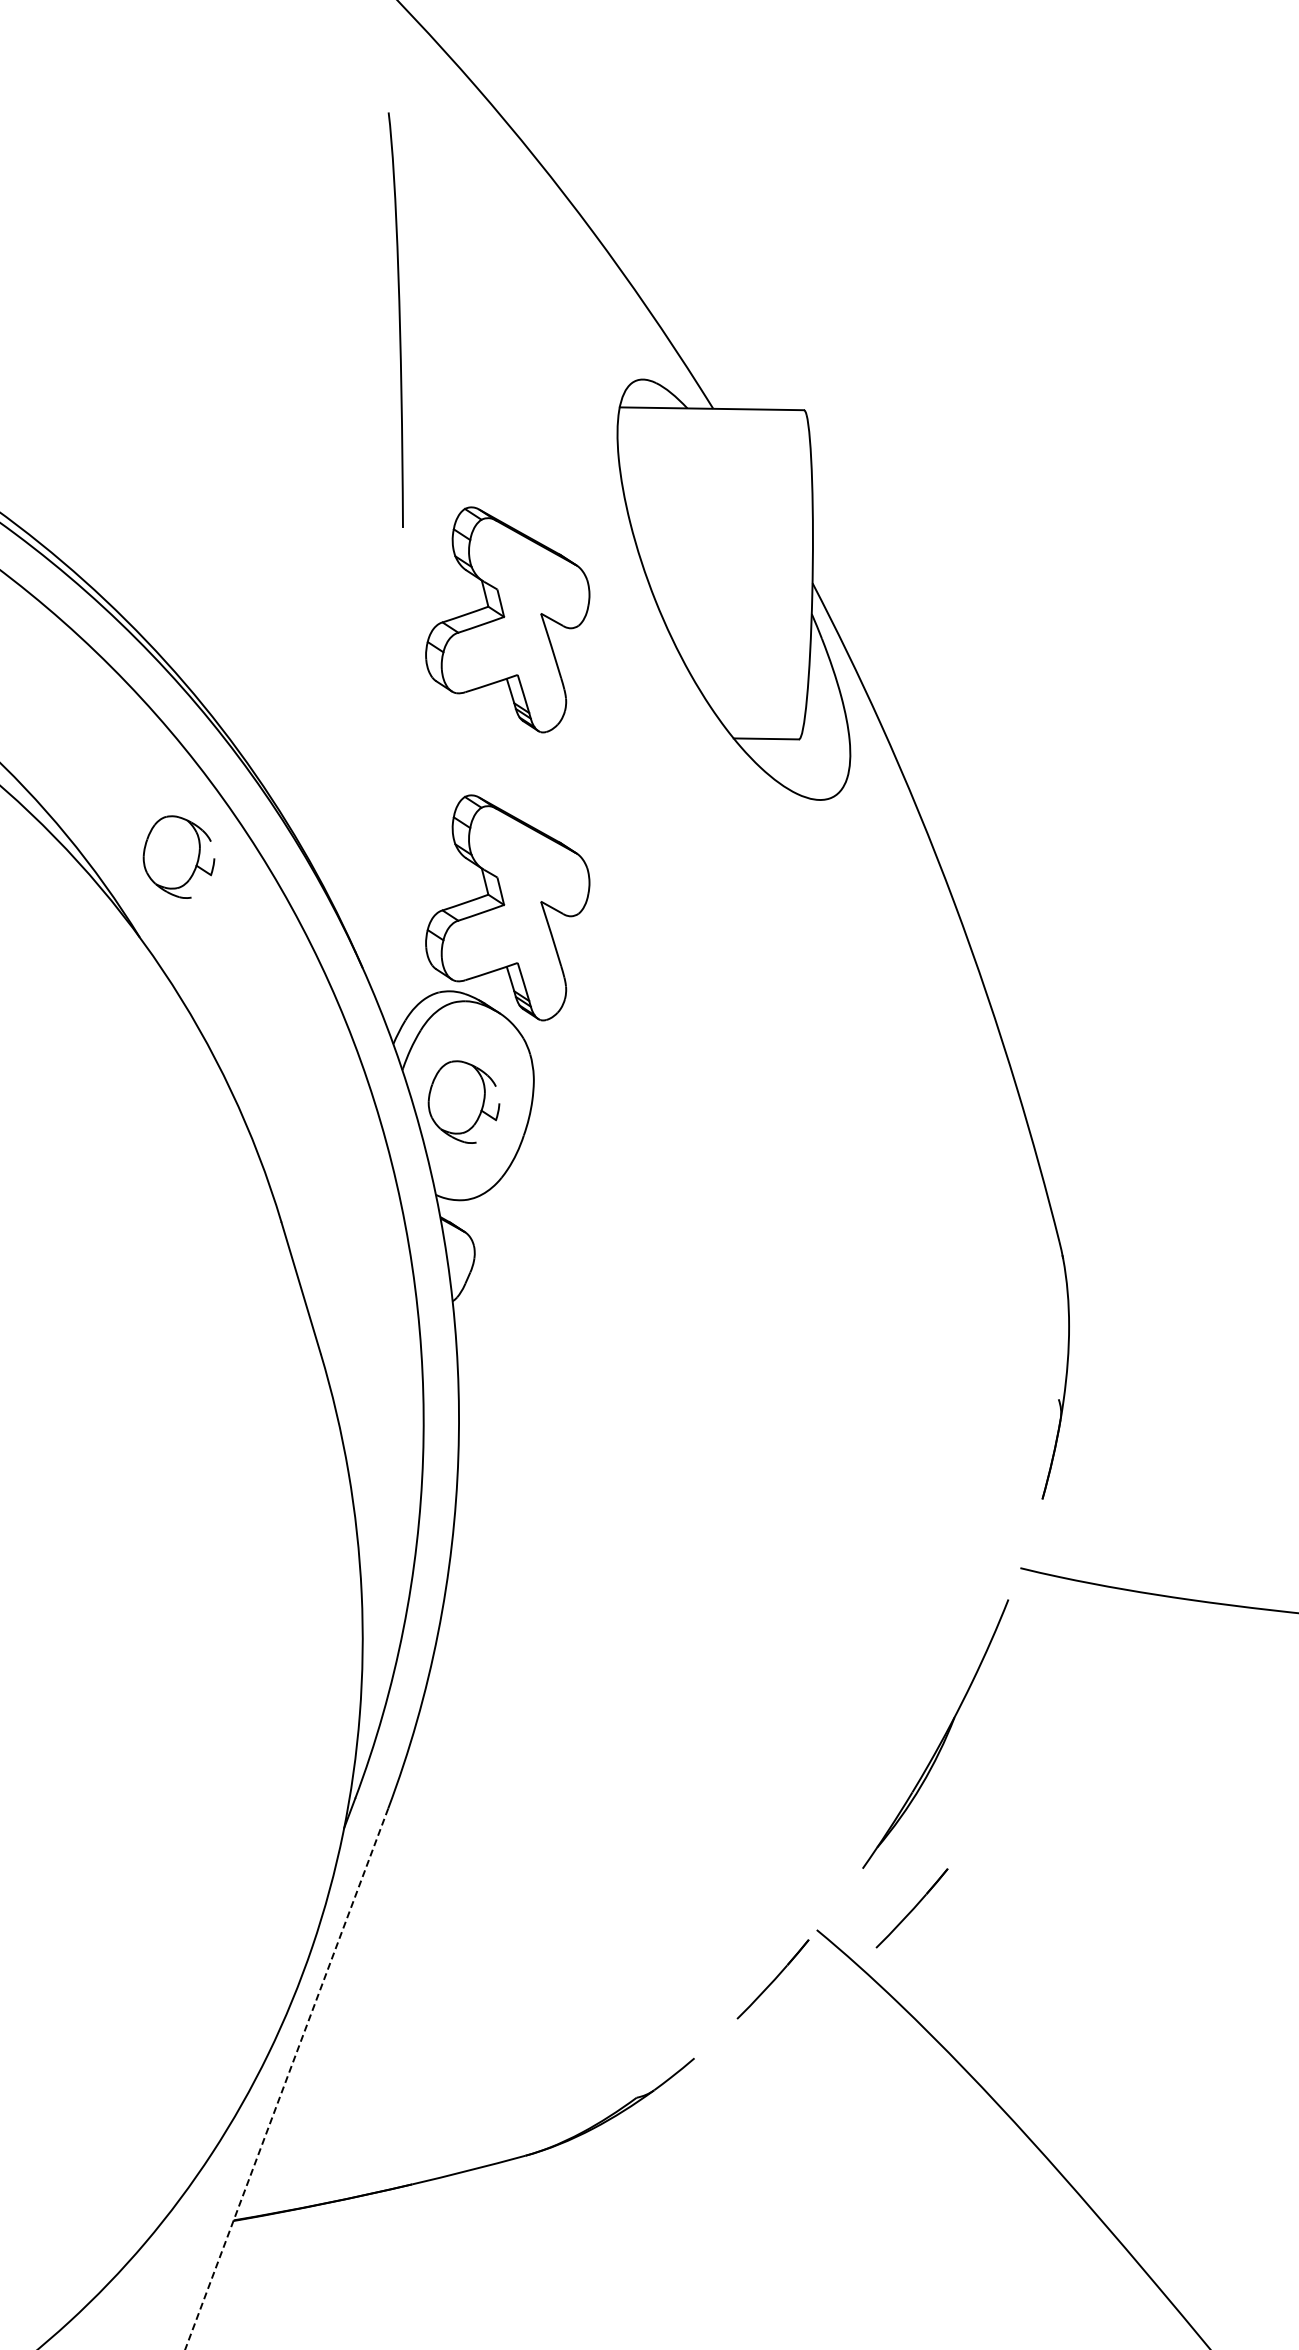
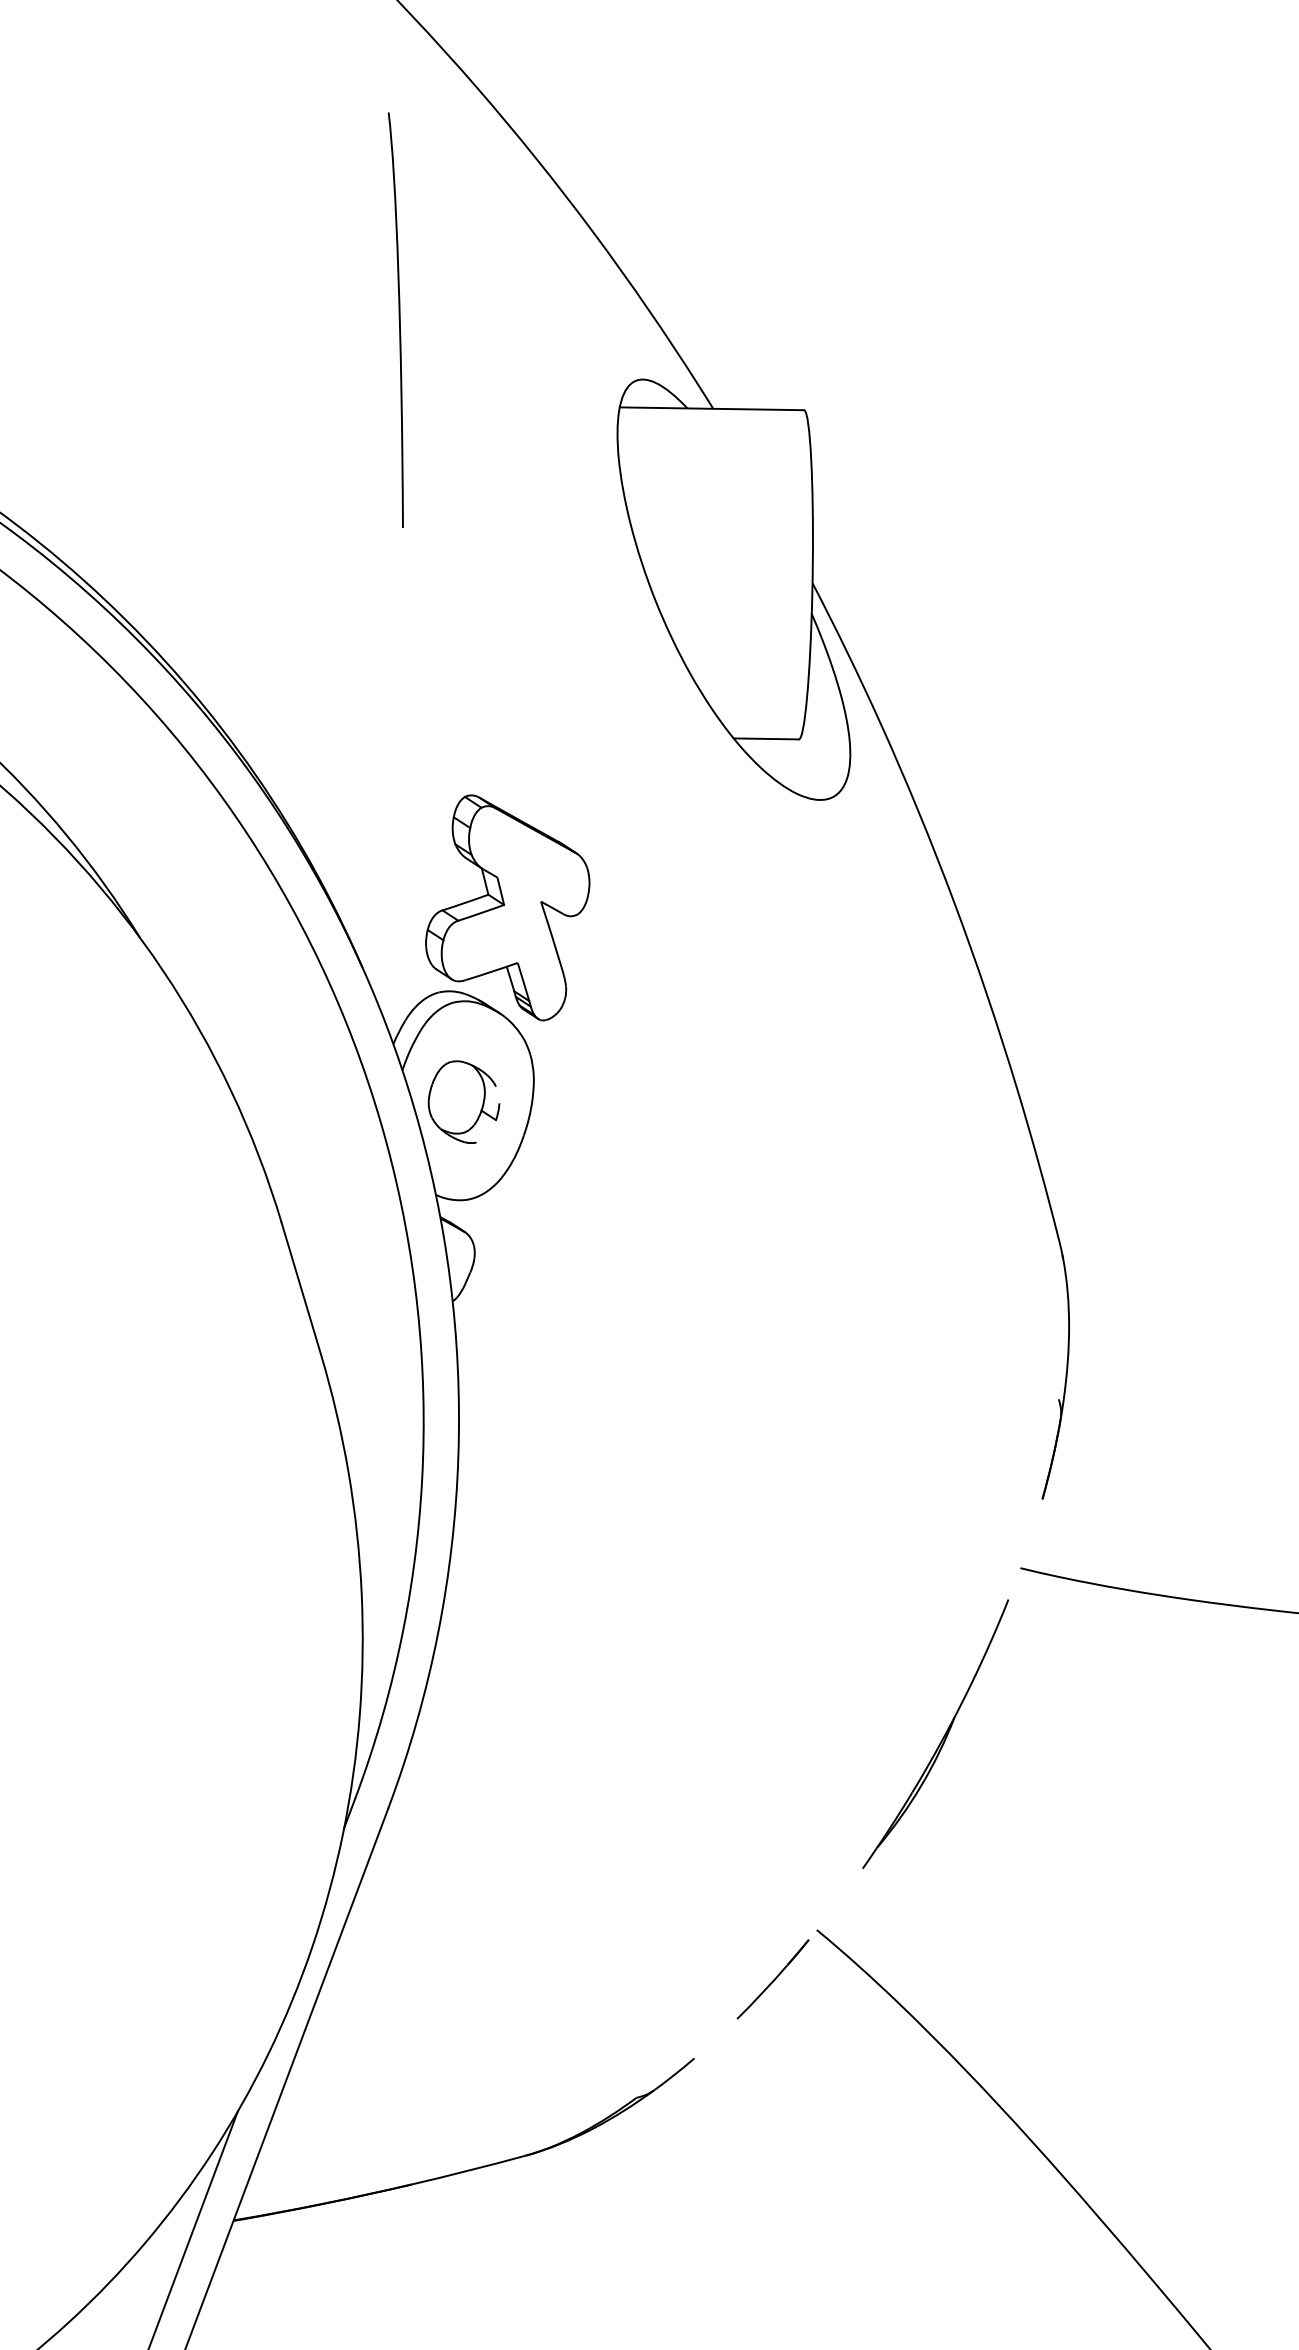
part: present -> none (507, 619)
part: present -> none (178, 856)
part: present -> none (911, 1908)
line: dashed -> solid (286, 2078)
line: none -> present (193, 2228)
